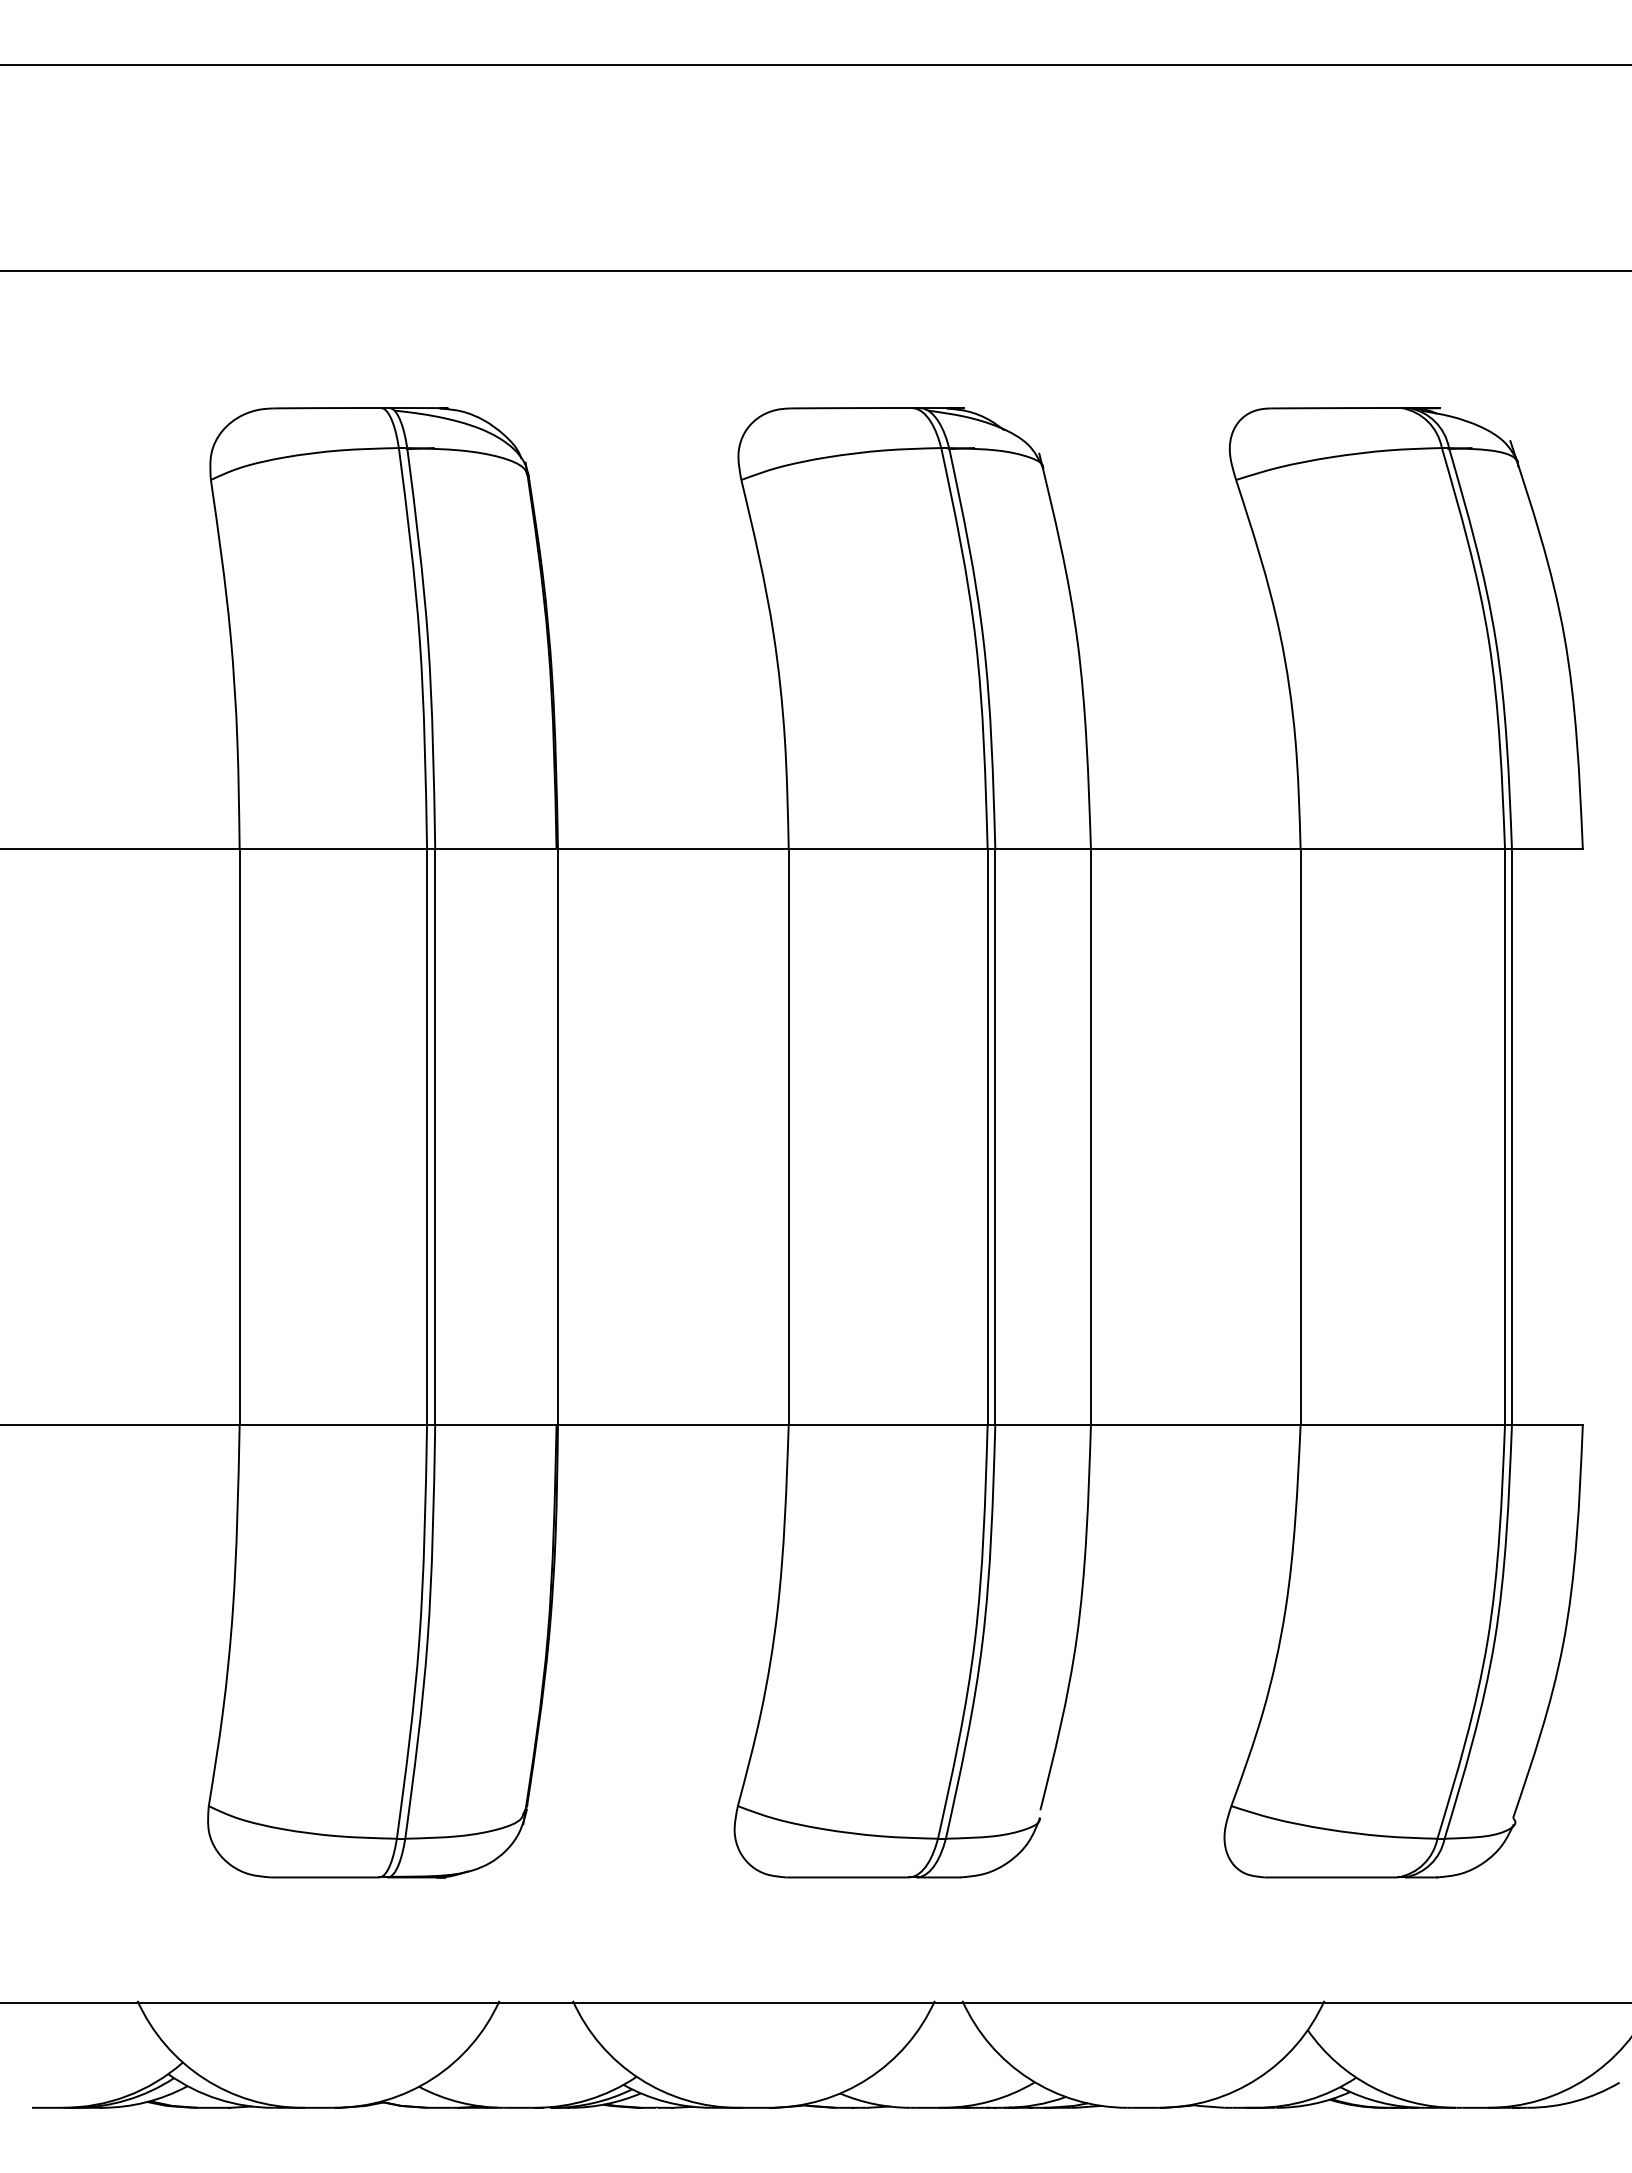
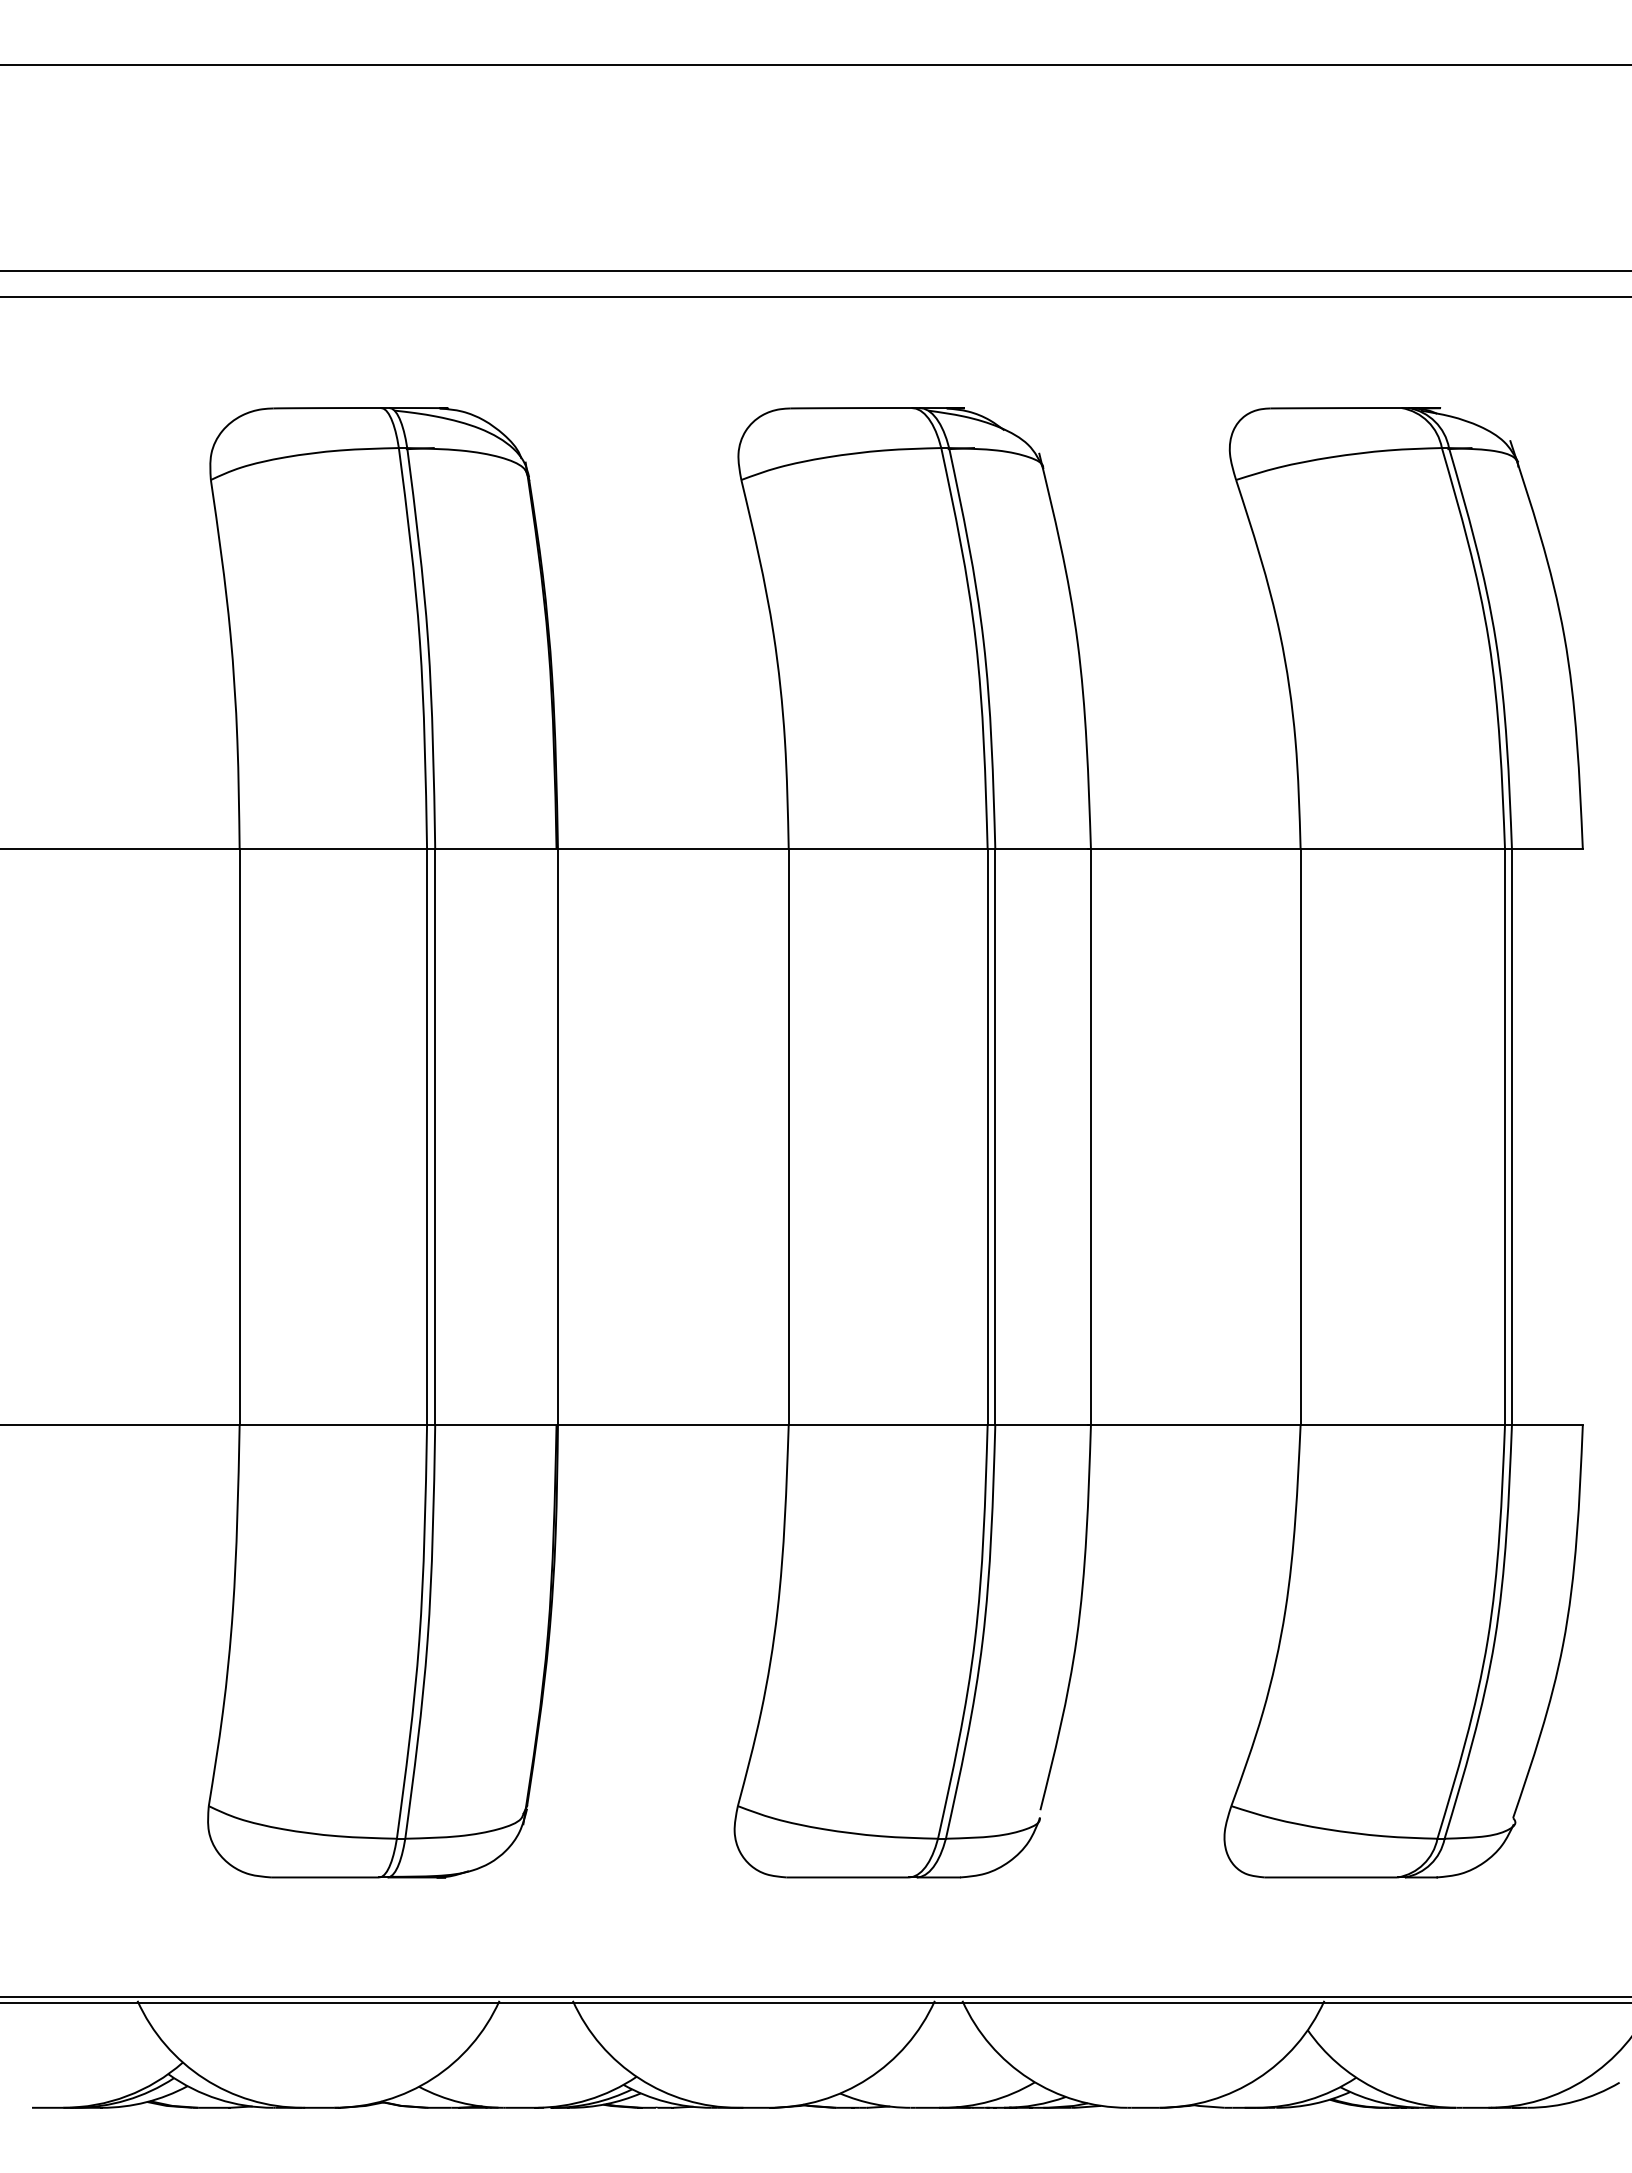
line: none -> present (815, 297)
line: none -> present (815, 1997)
